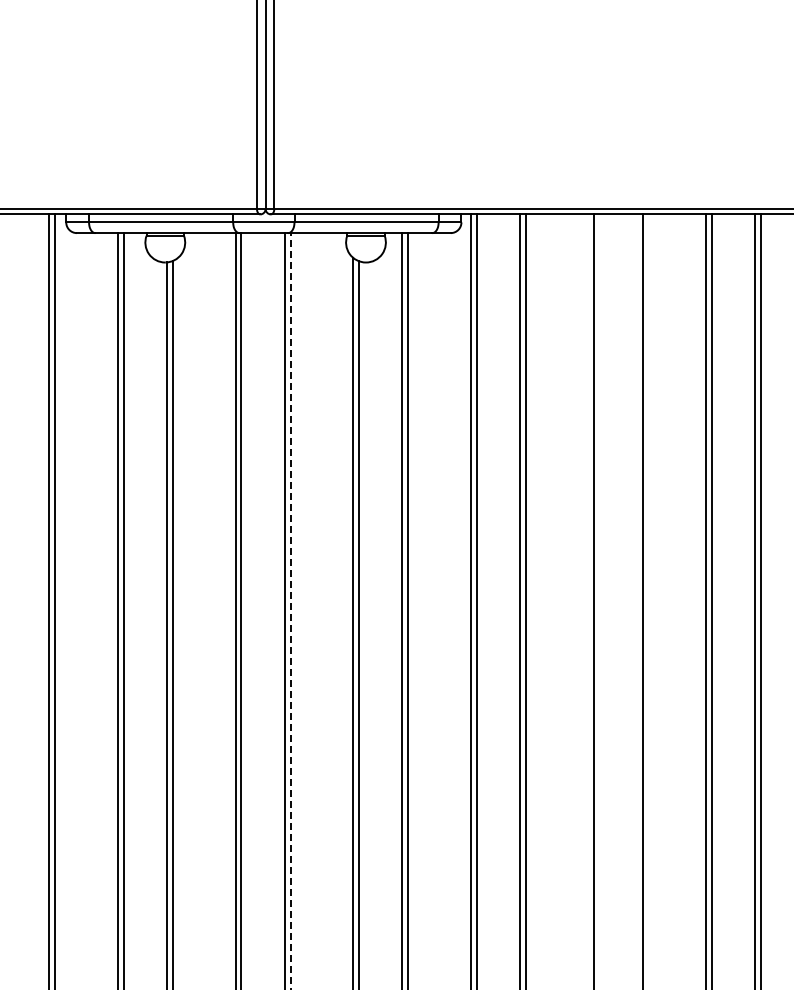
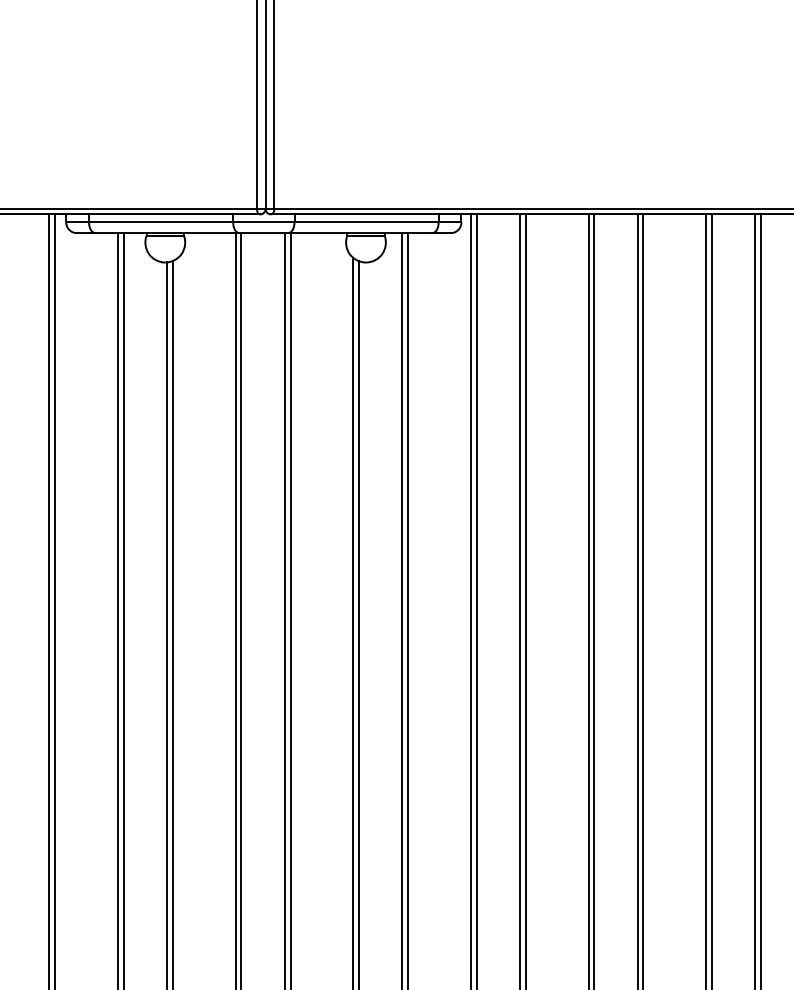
line: none -> present (588, 600)
line: none -> present (637, 600)
line: dashed -> solid (290, 611)
